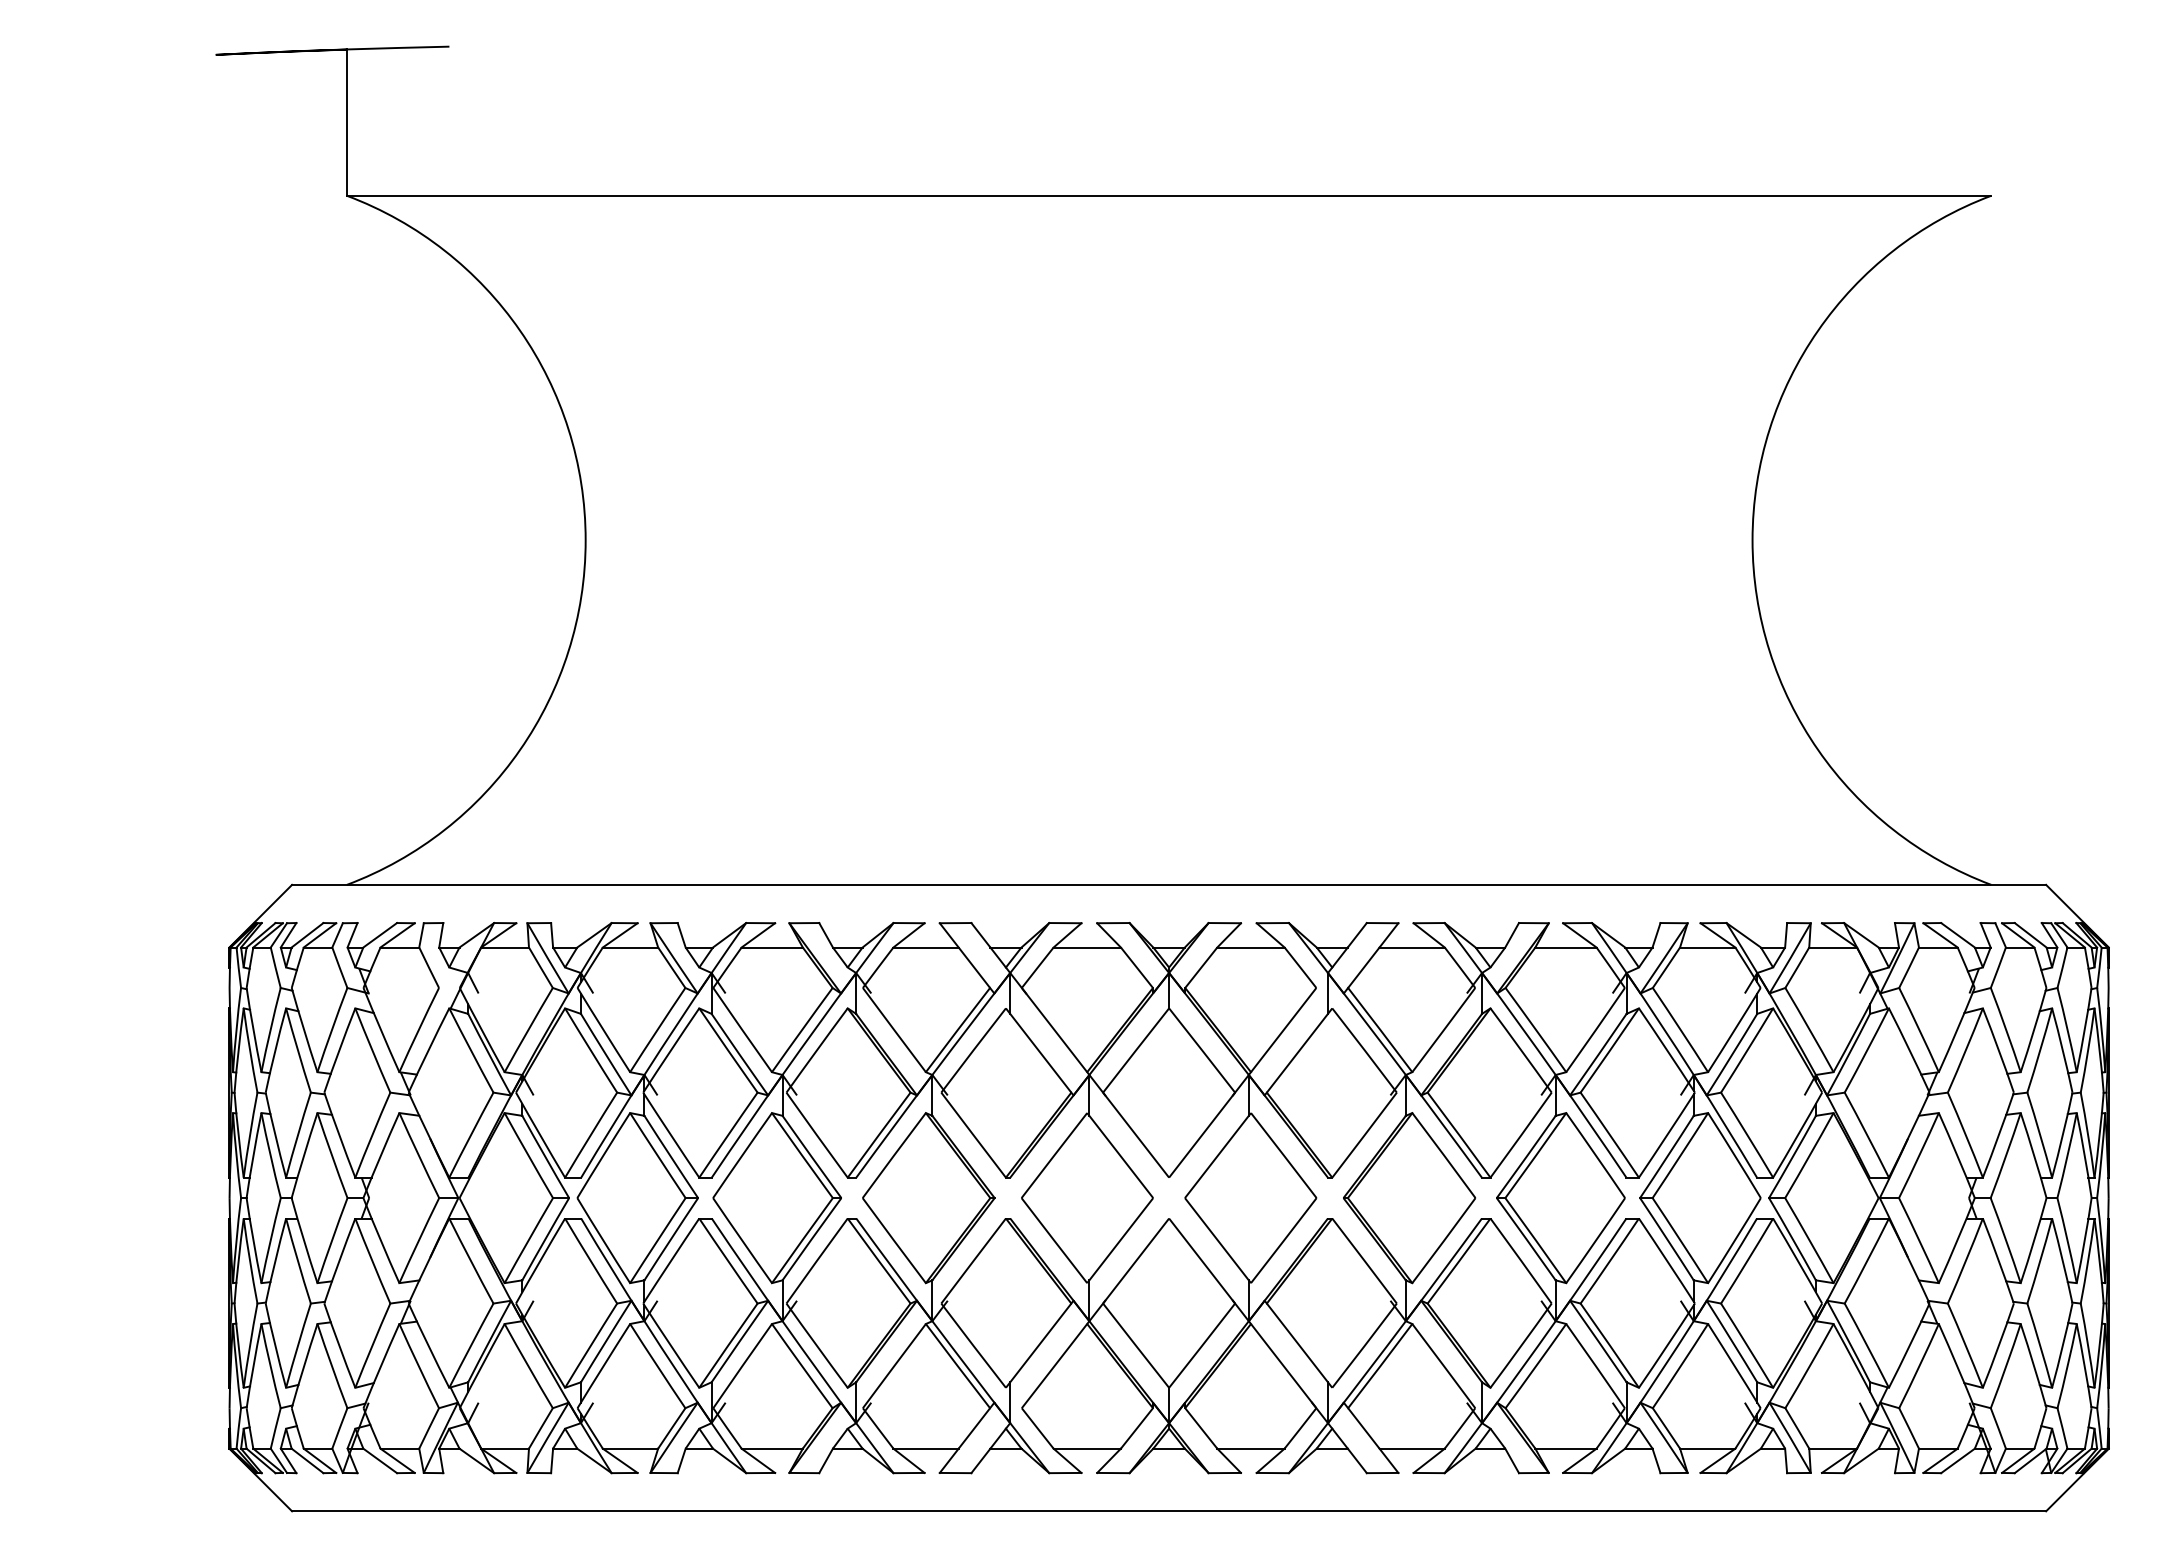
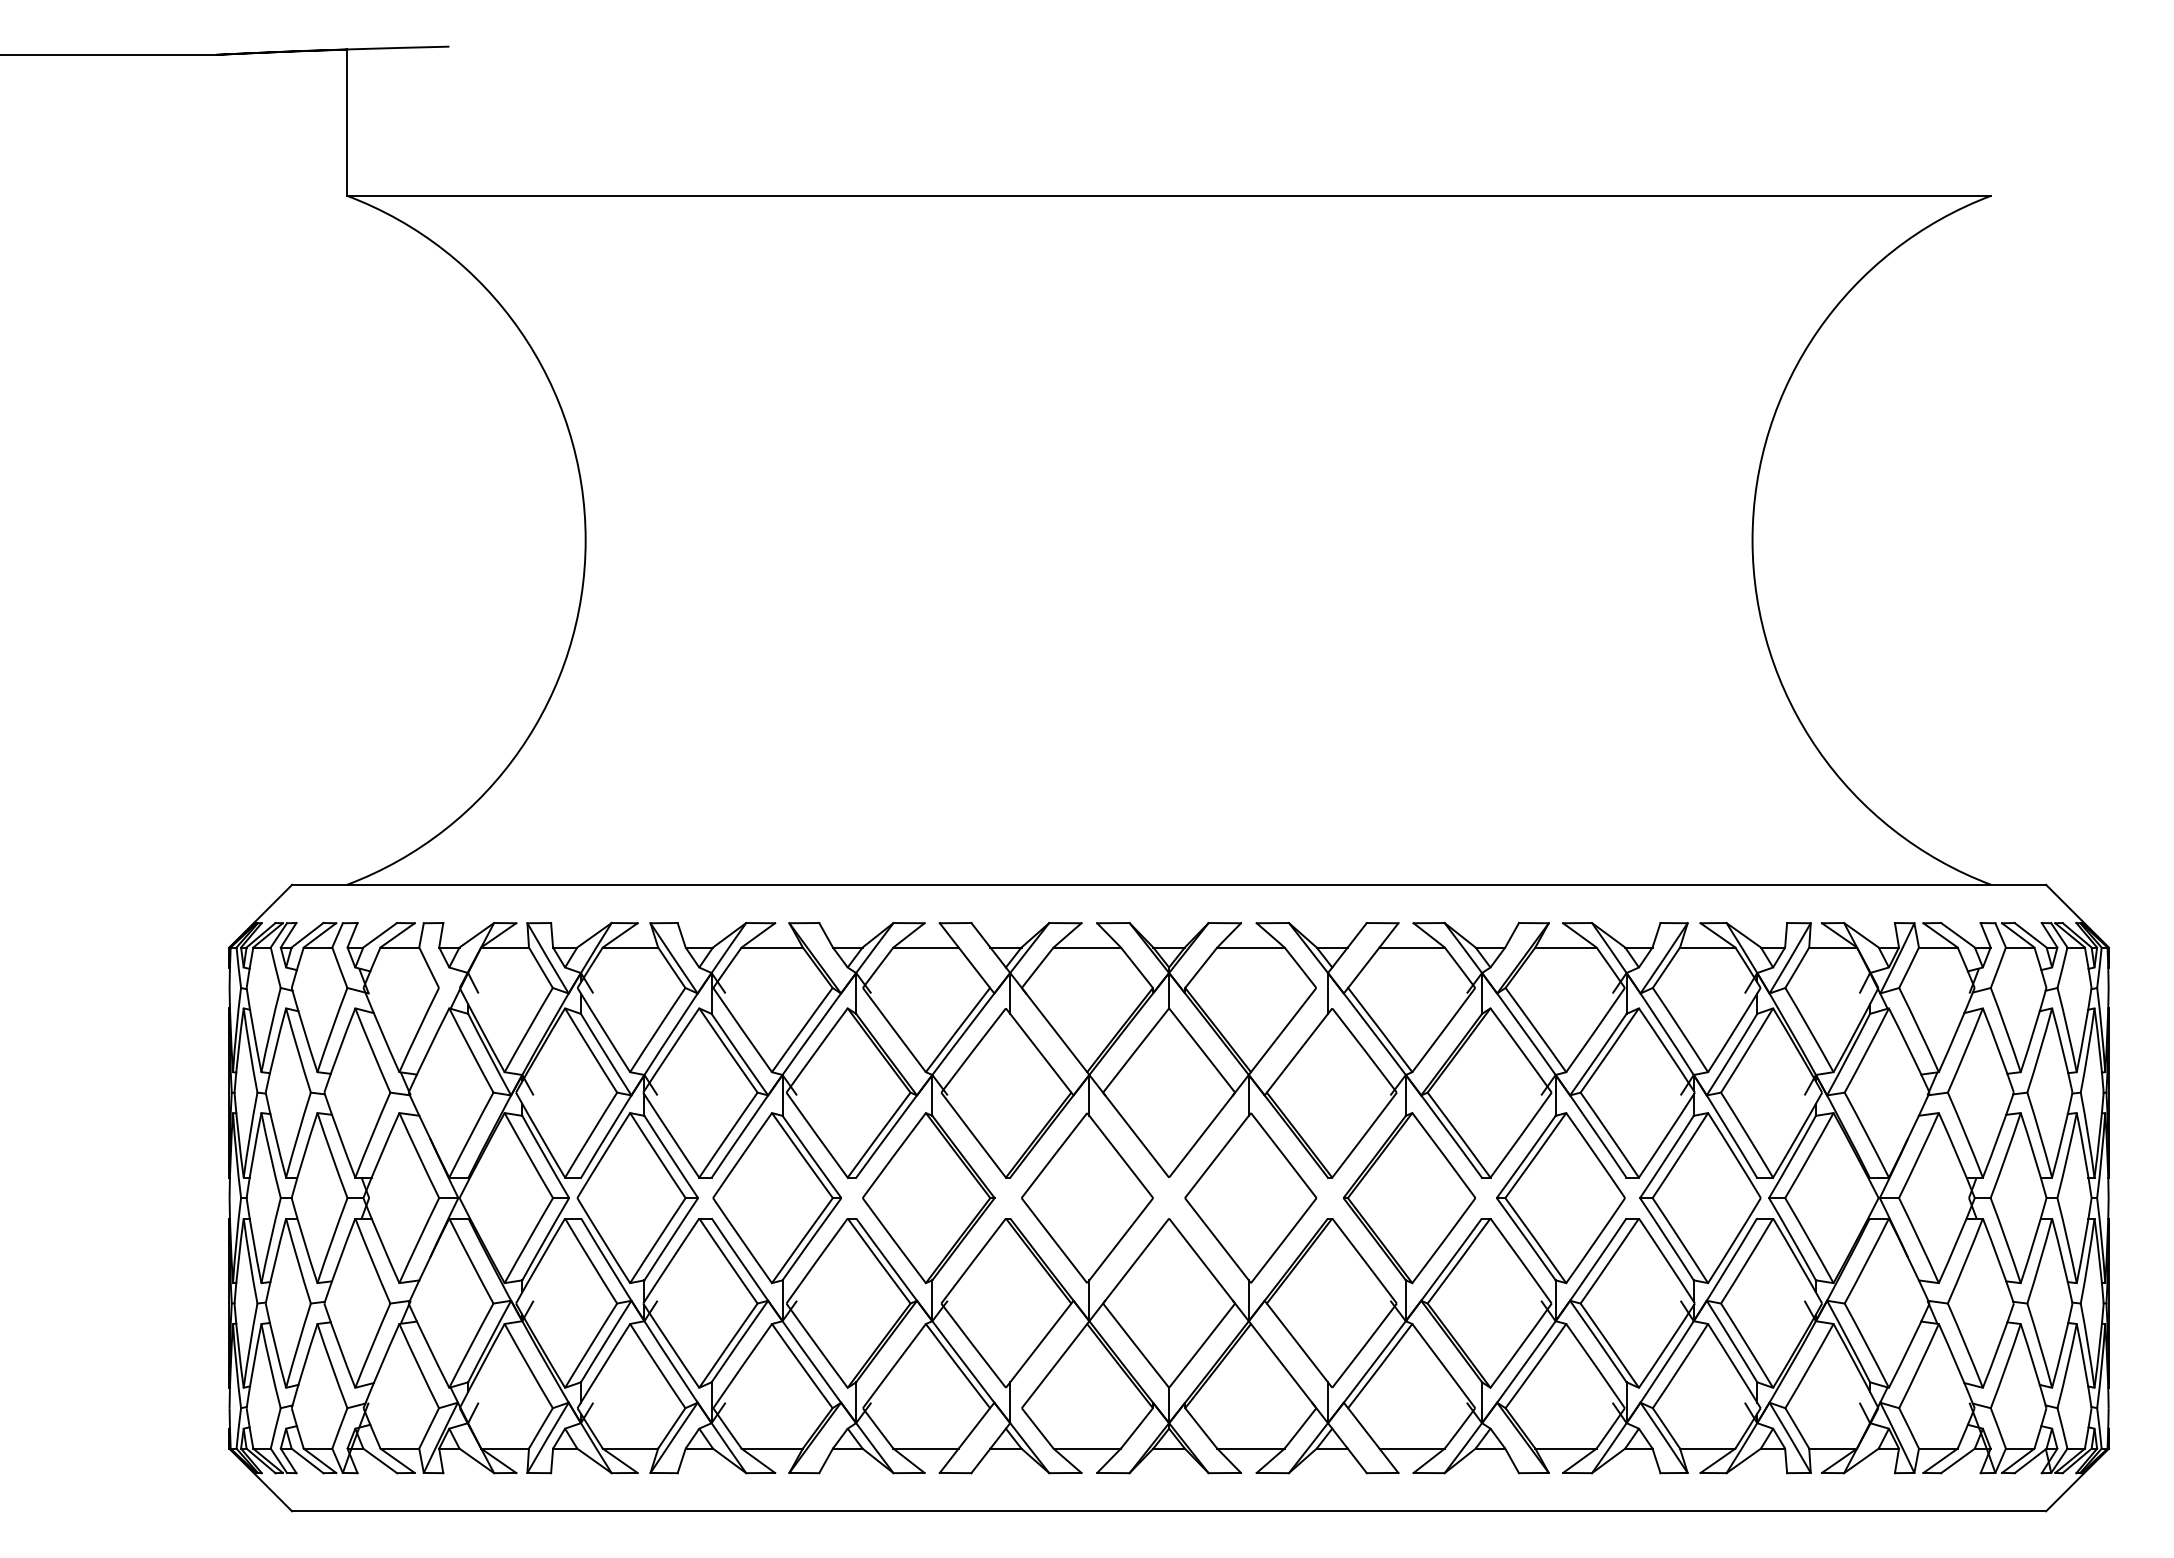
line: none -> present (112, 54)
